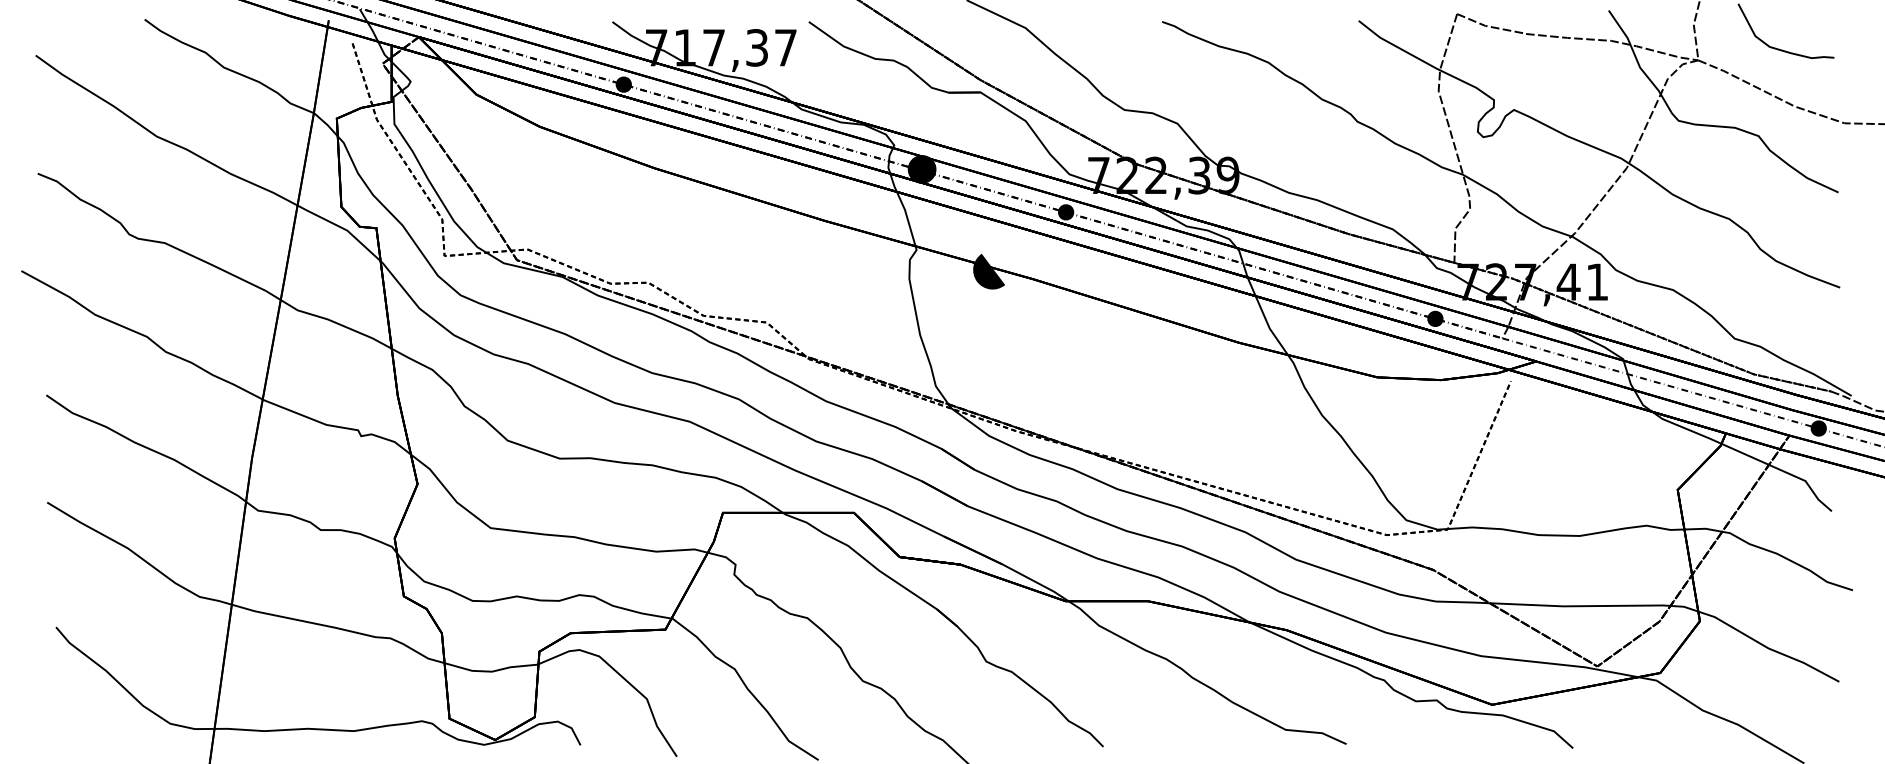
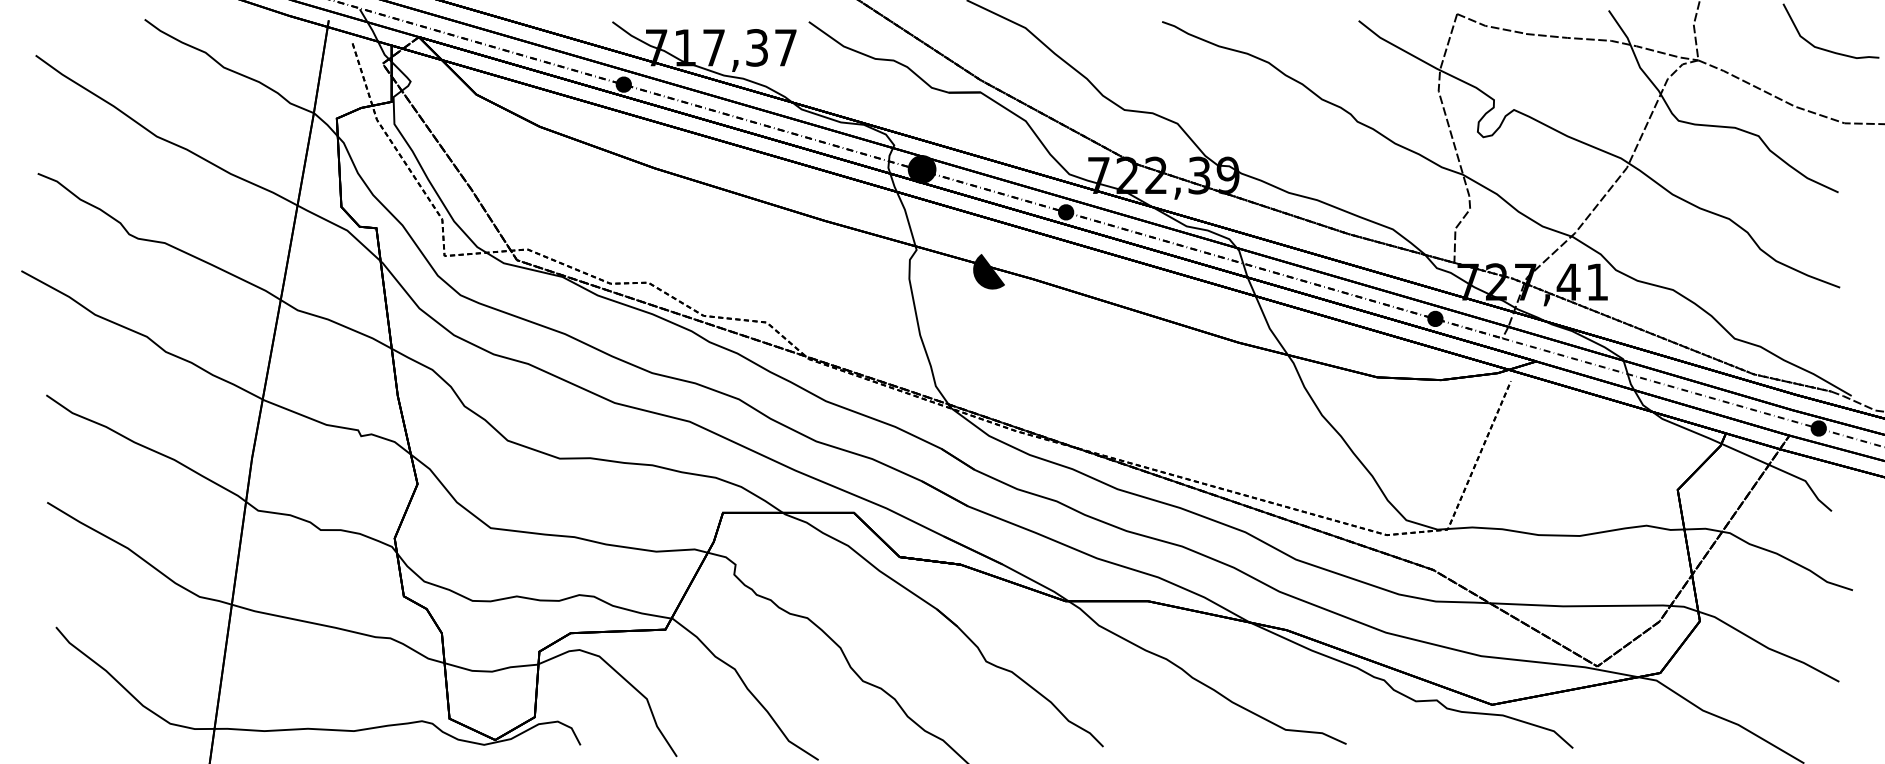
curve position: (1779, 48) -> (1824, 48) (1824, 48)
